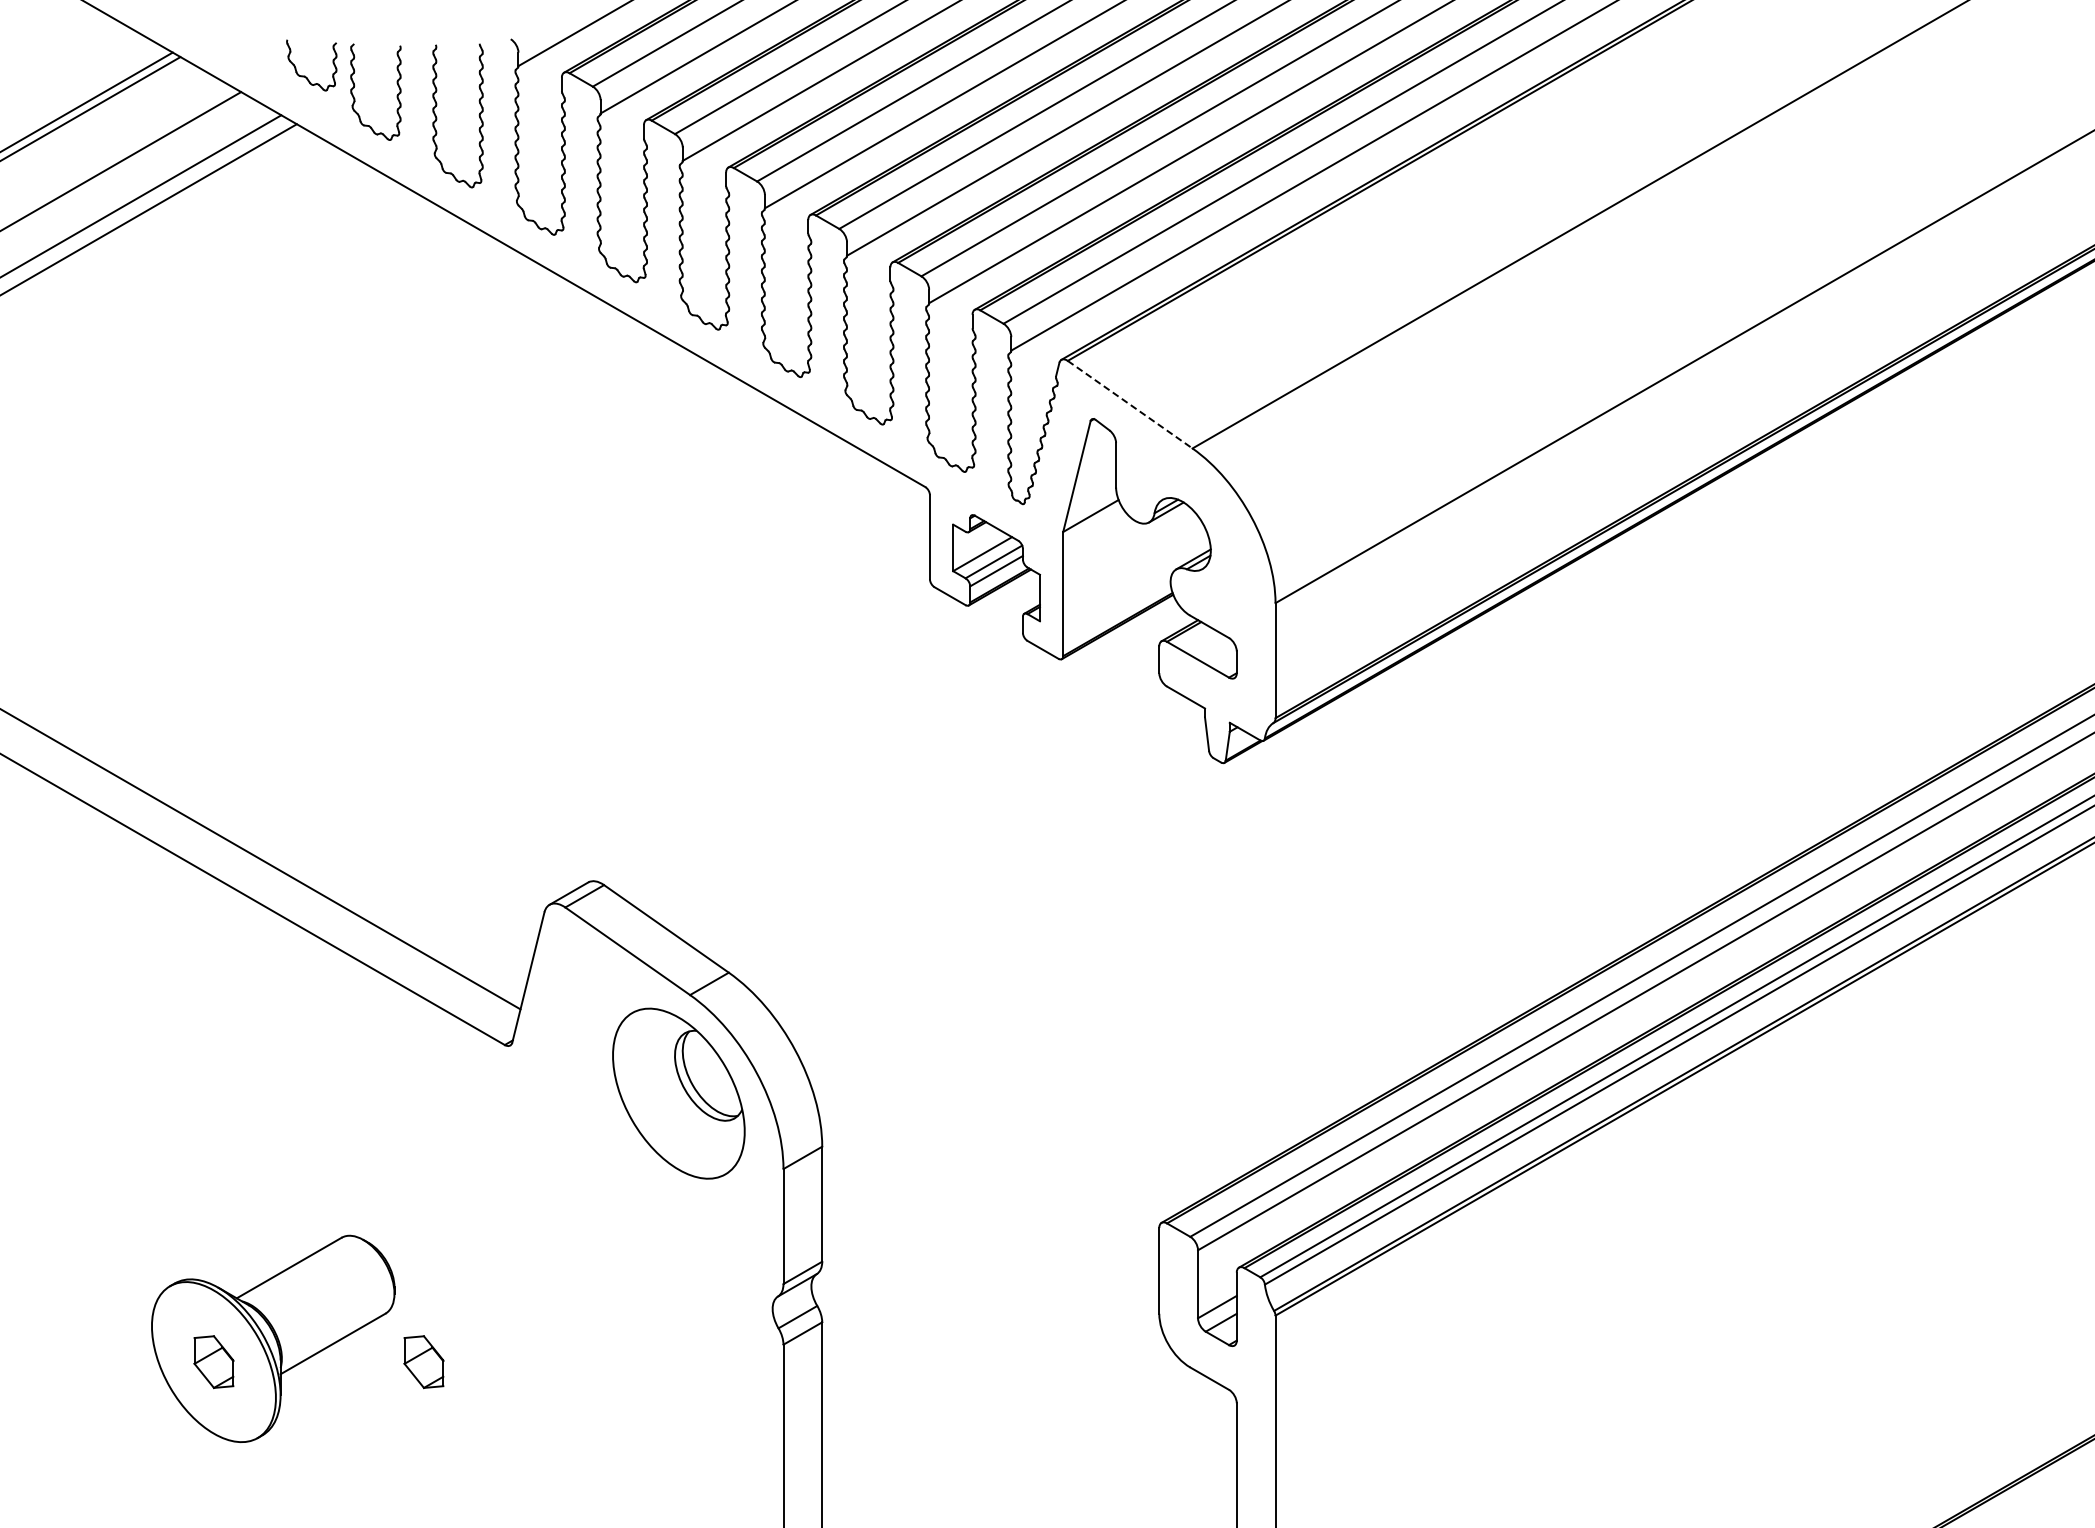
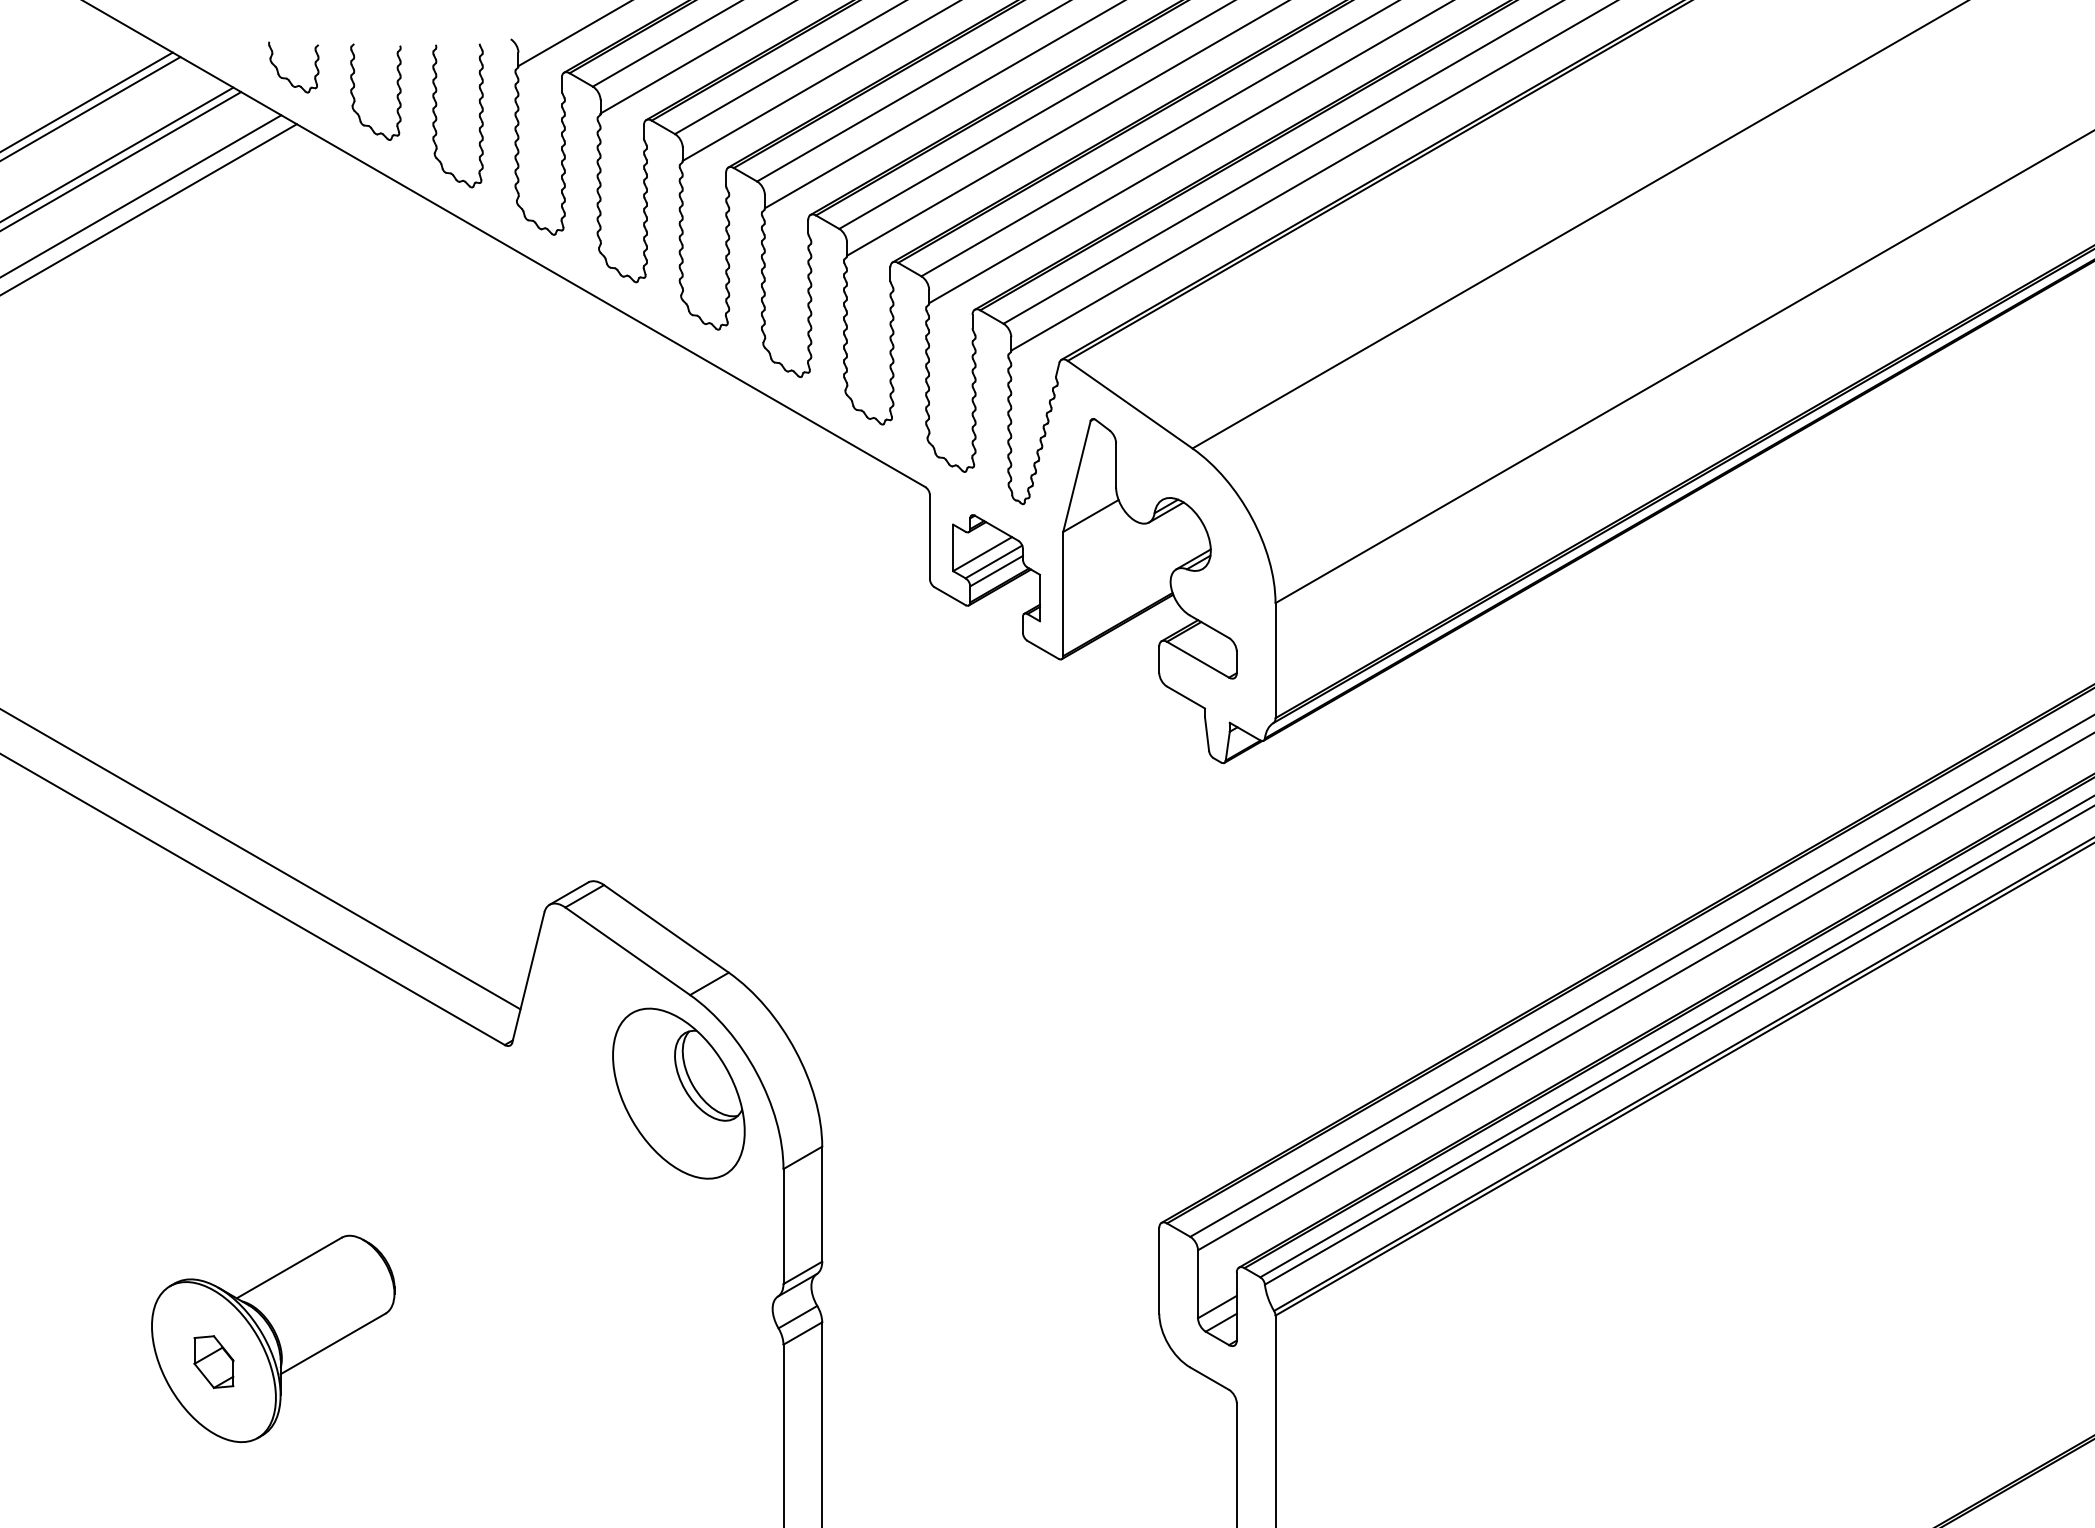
part position: (305, 75) -> (287, 77) (287, 77)
line: none -> present (117, 153)
line: dashed -> solid (1130, 404)
part: present -> none (423, 1362)
